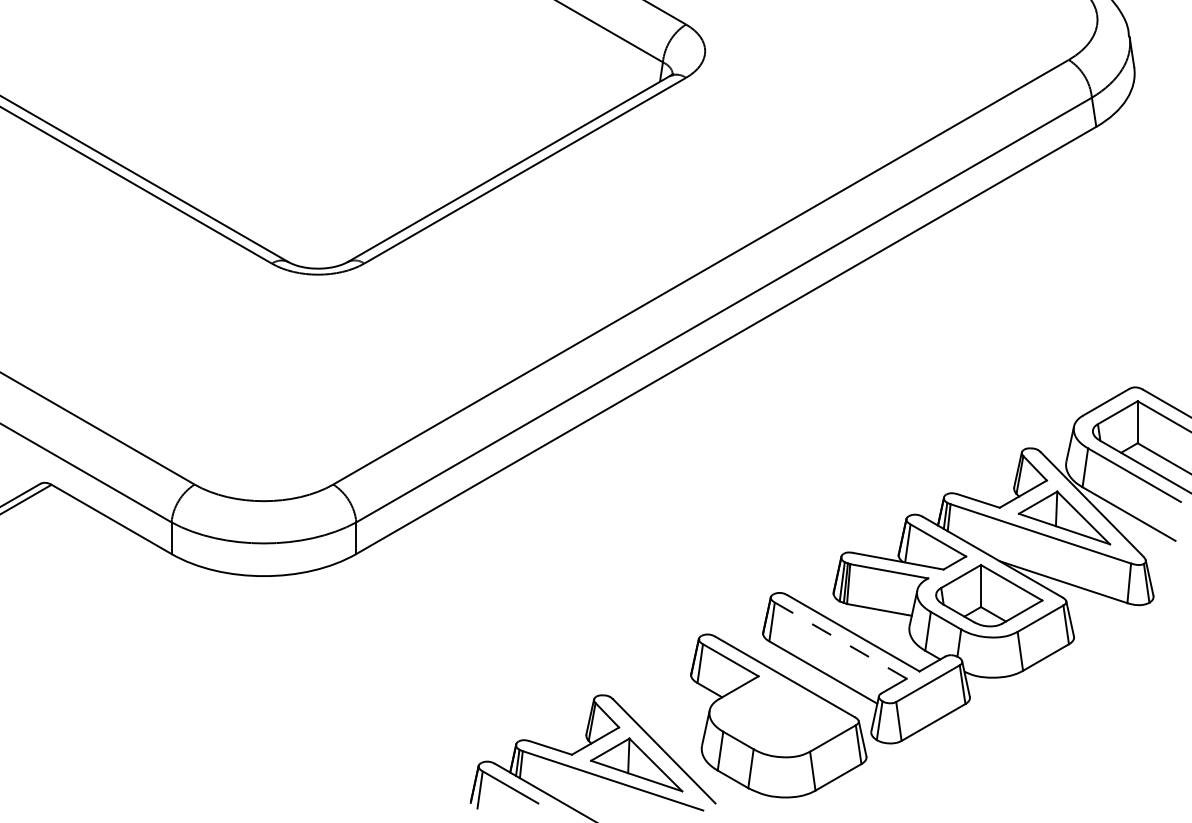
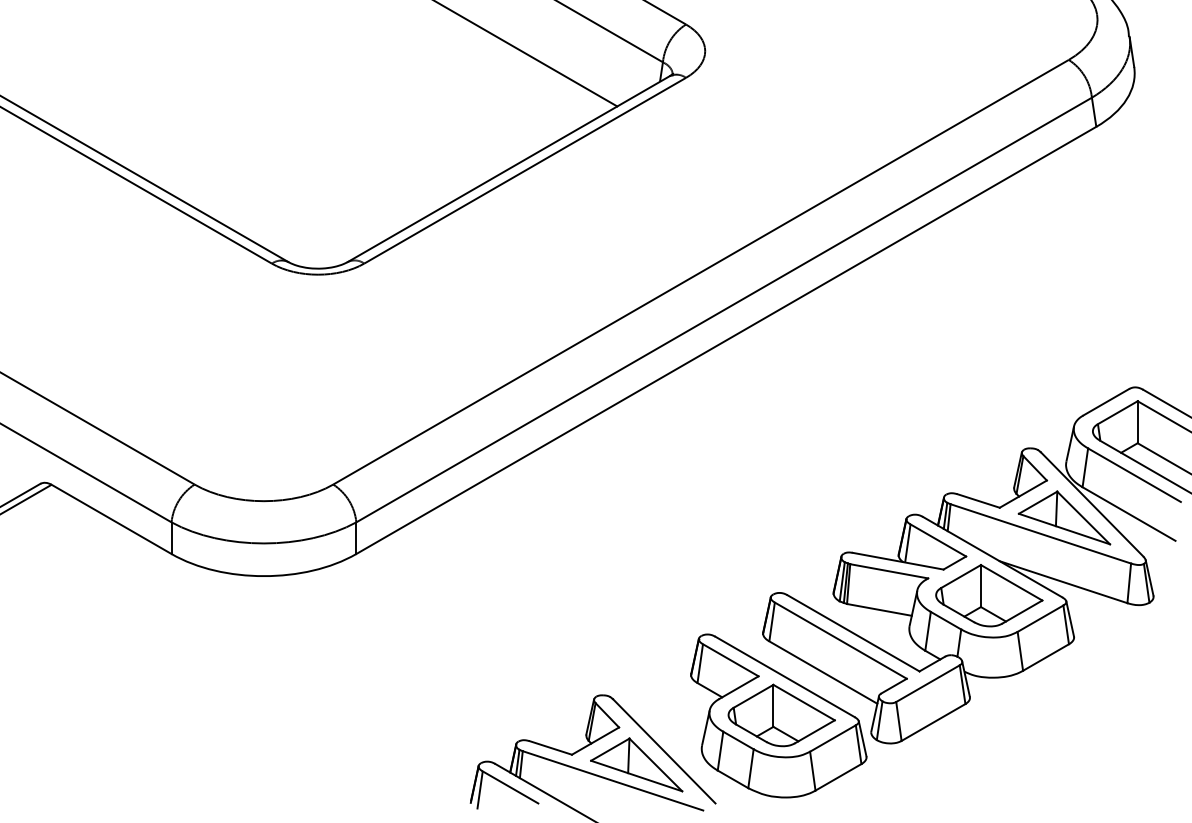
line: none -> present (527, 54)
line: dashed -> solid (840, 640)
part: none -> present (781, 715)
